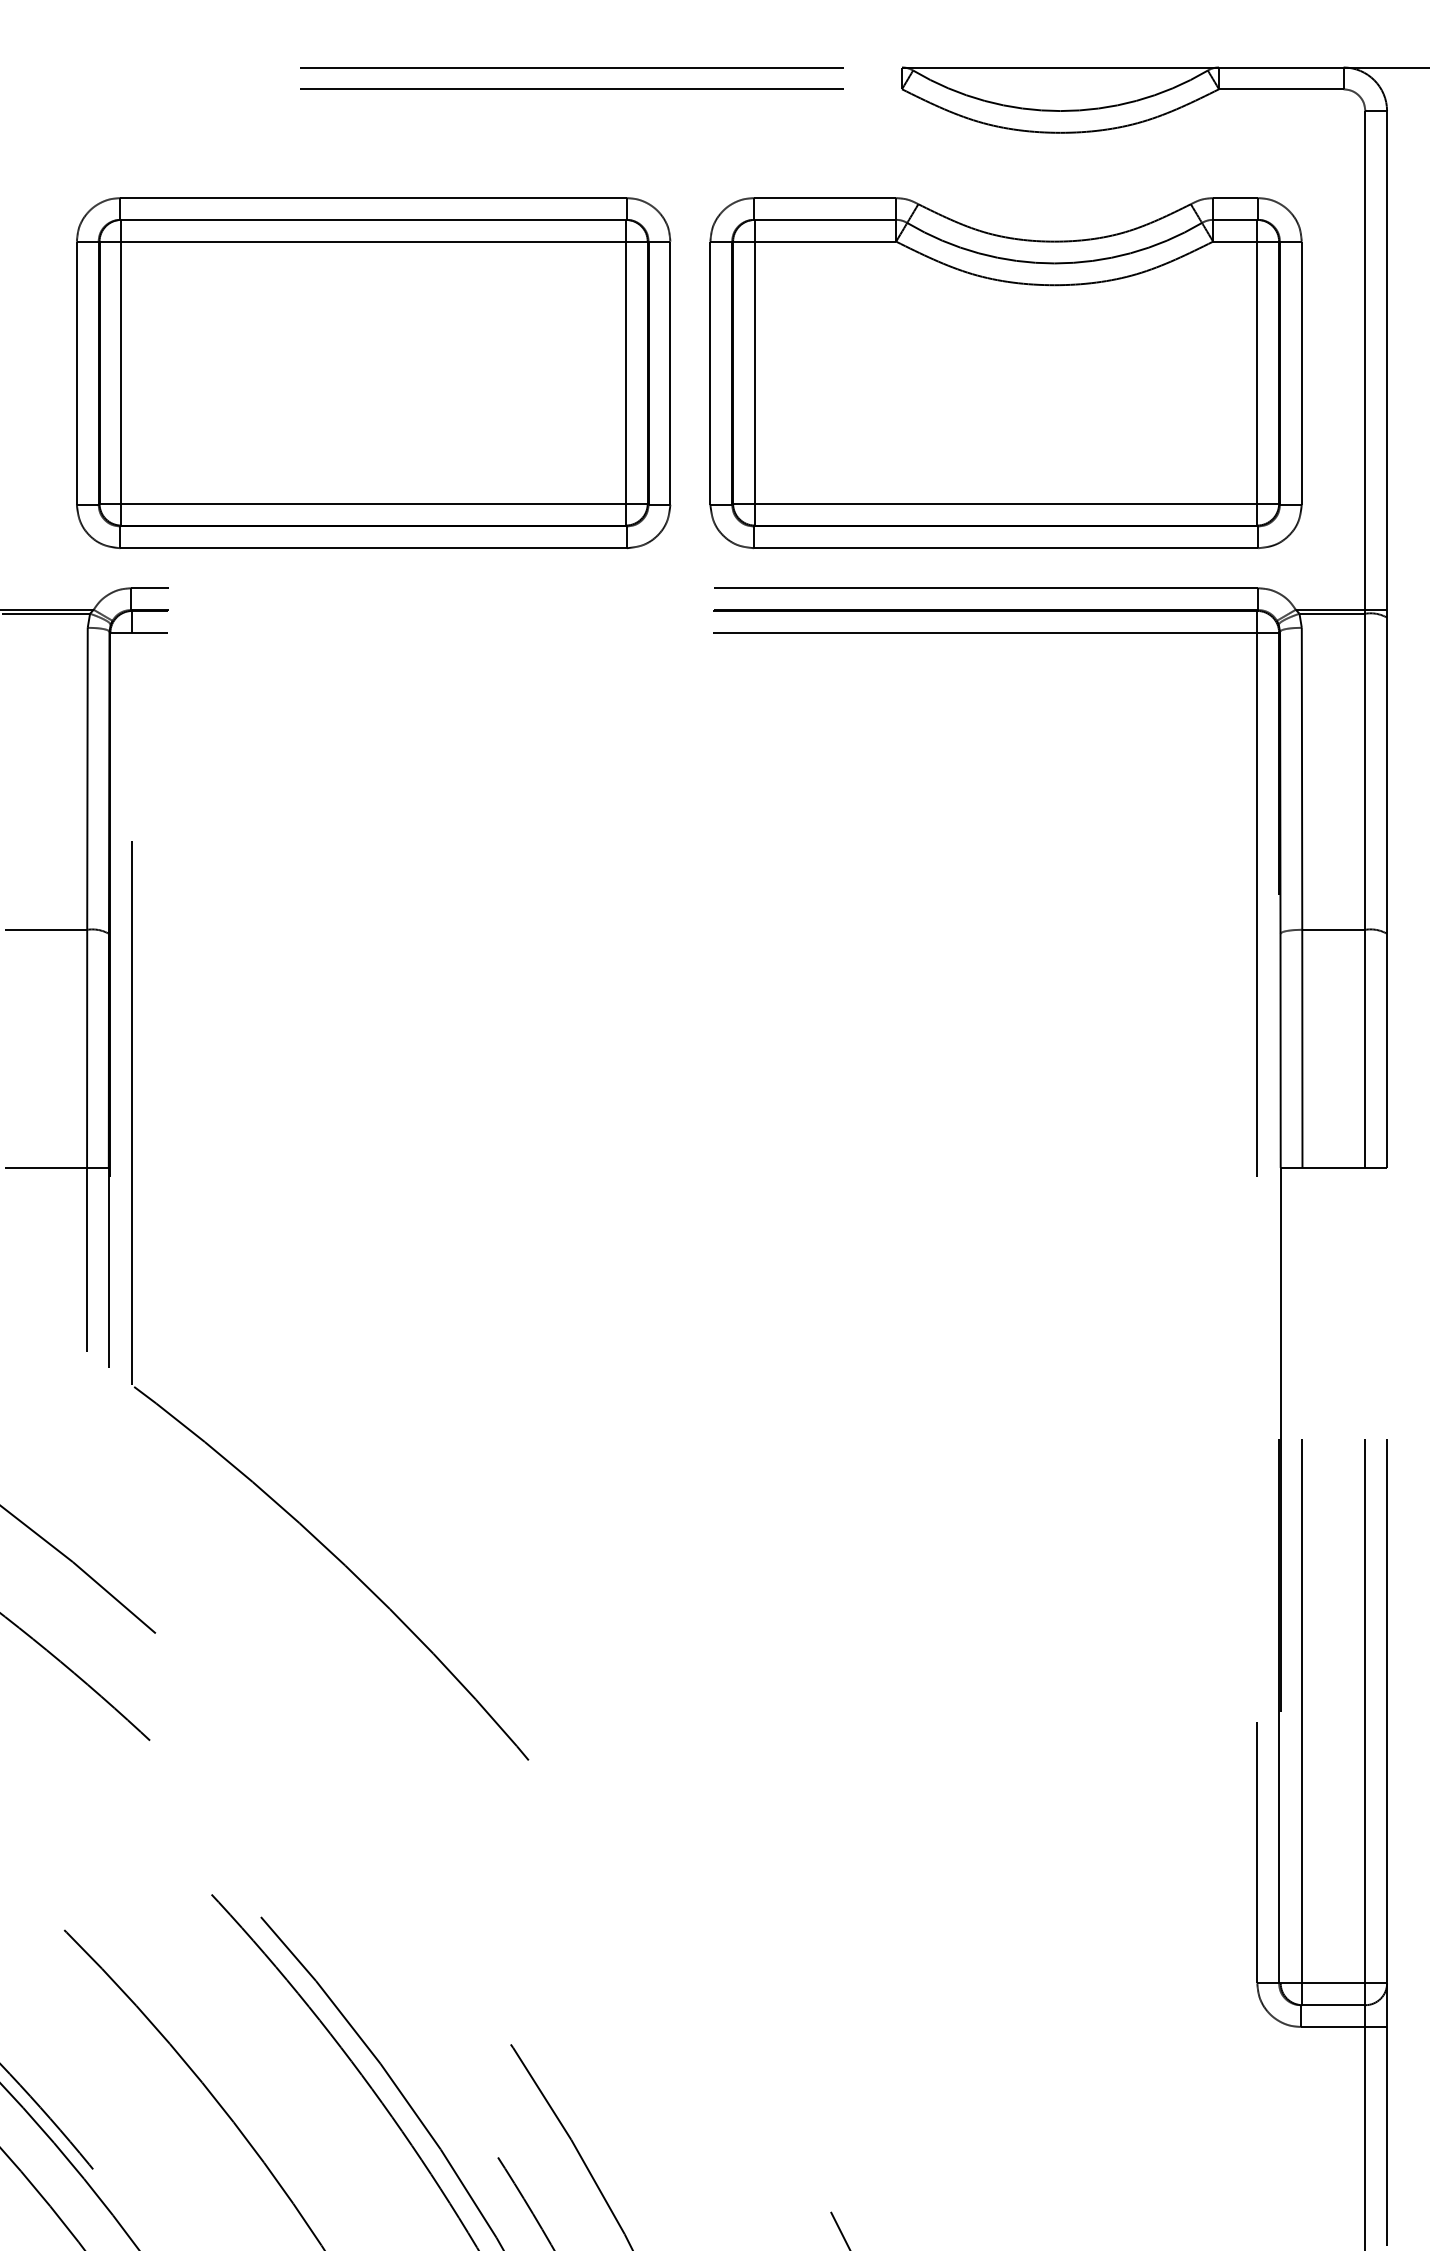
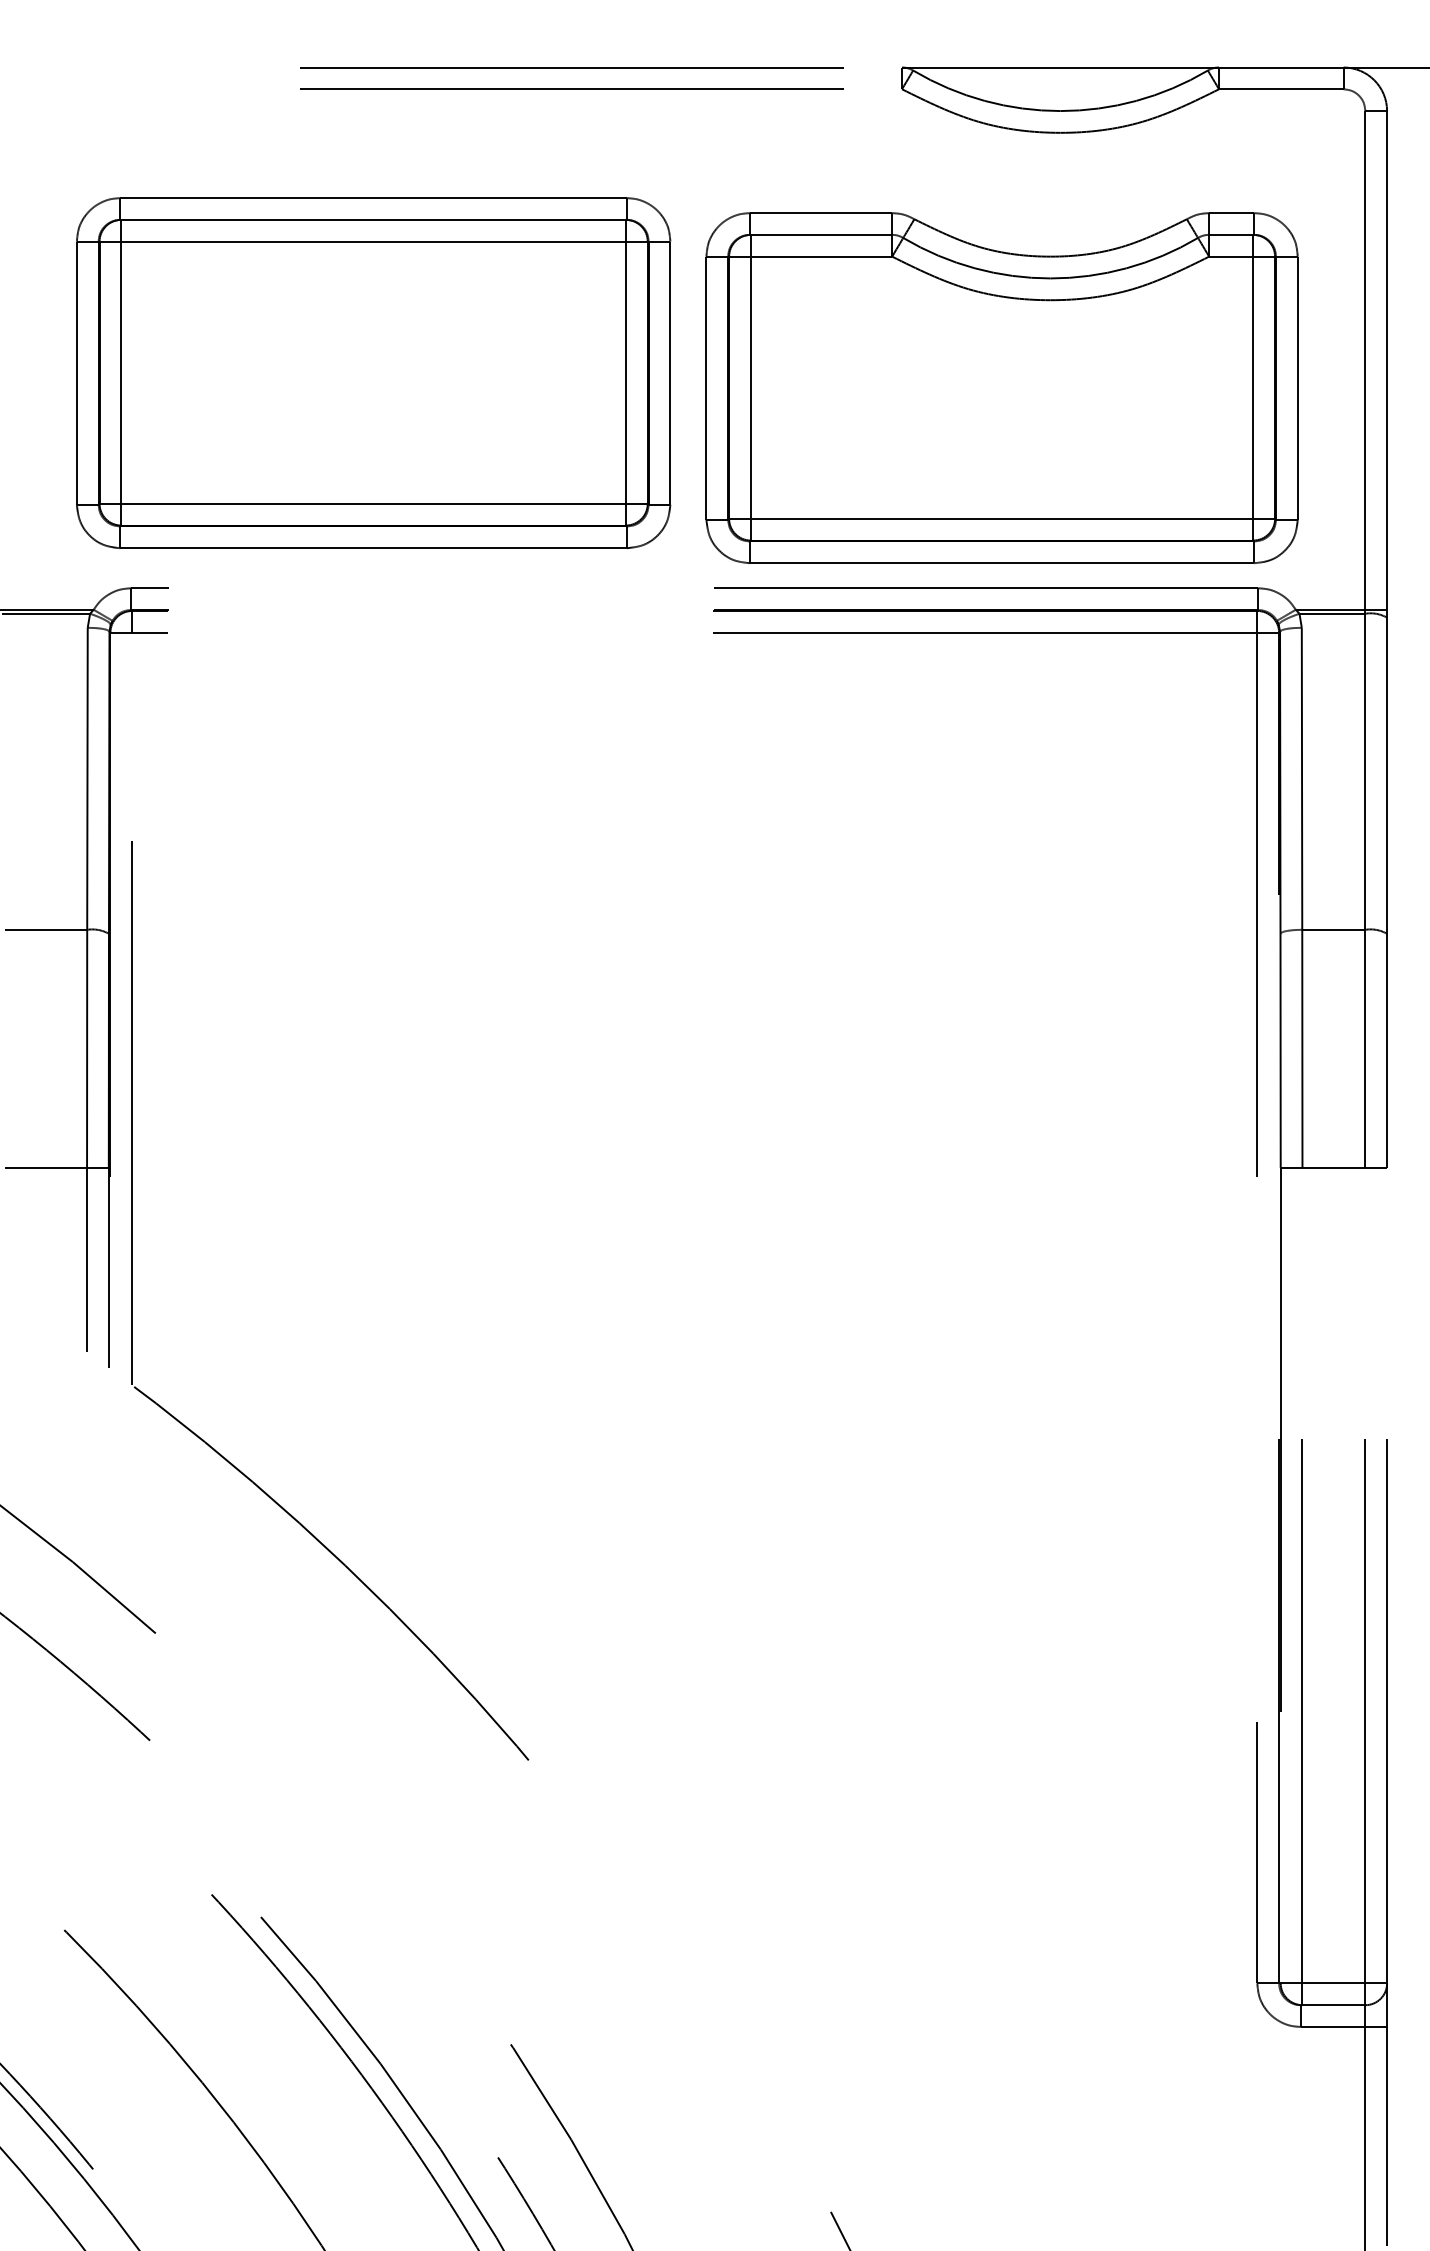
part position: (1005, 373) -> (1001, 388) (1001, 388)
